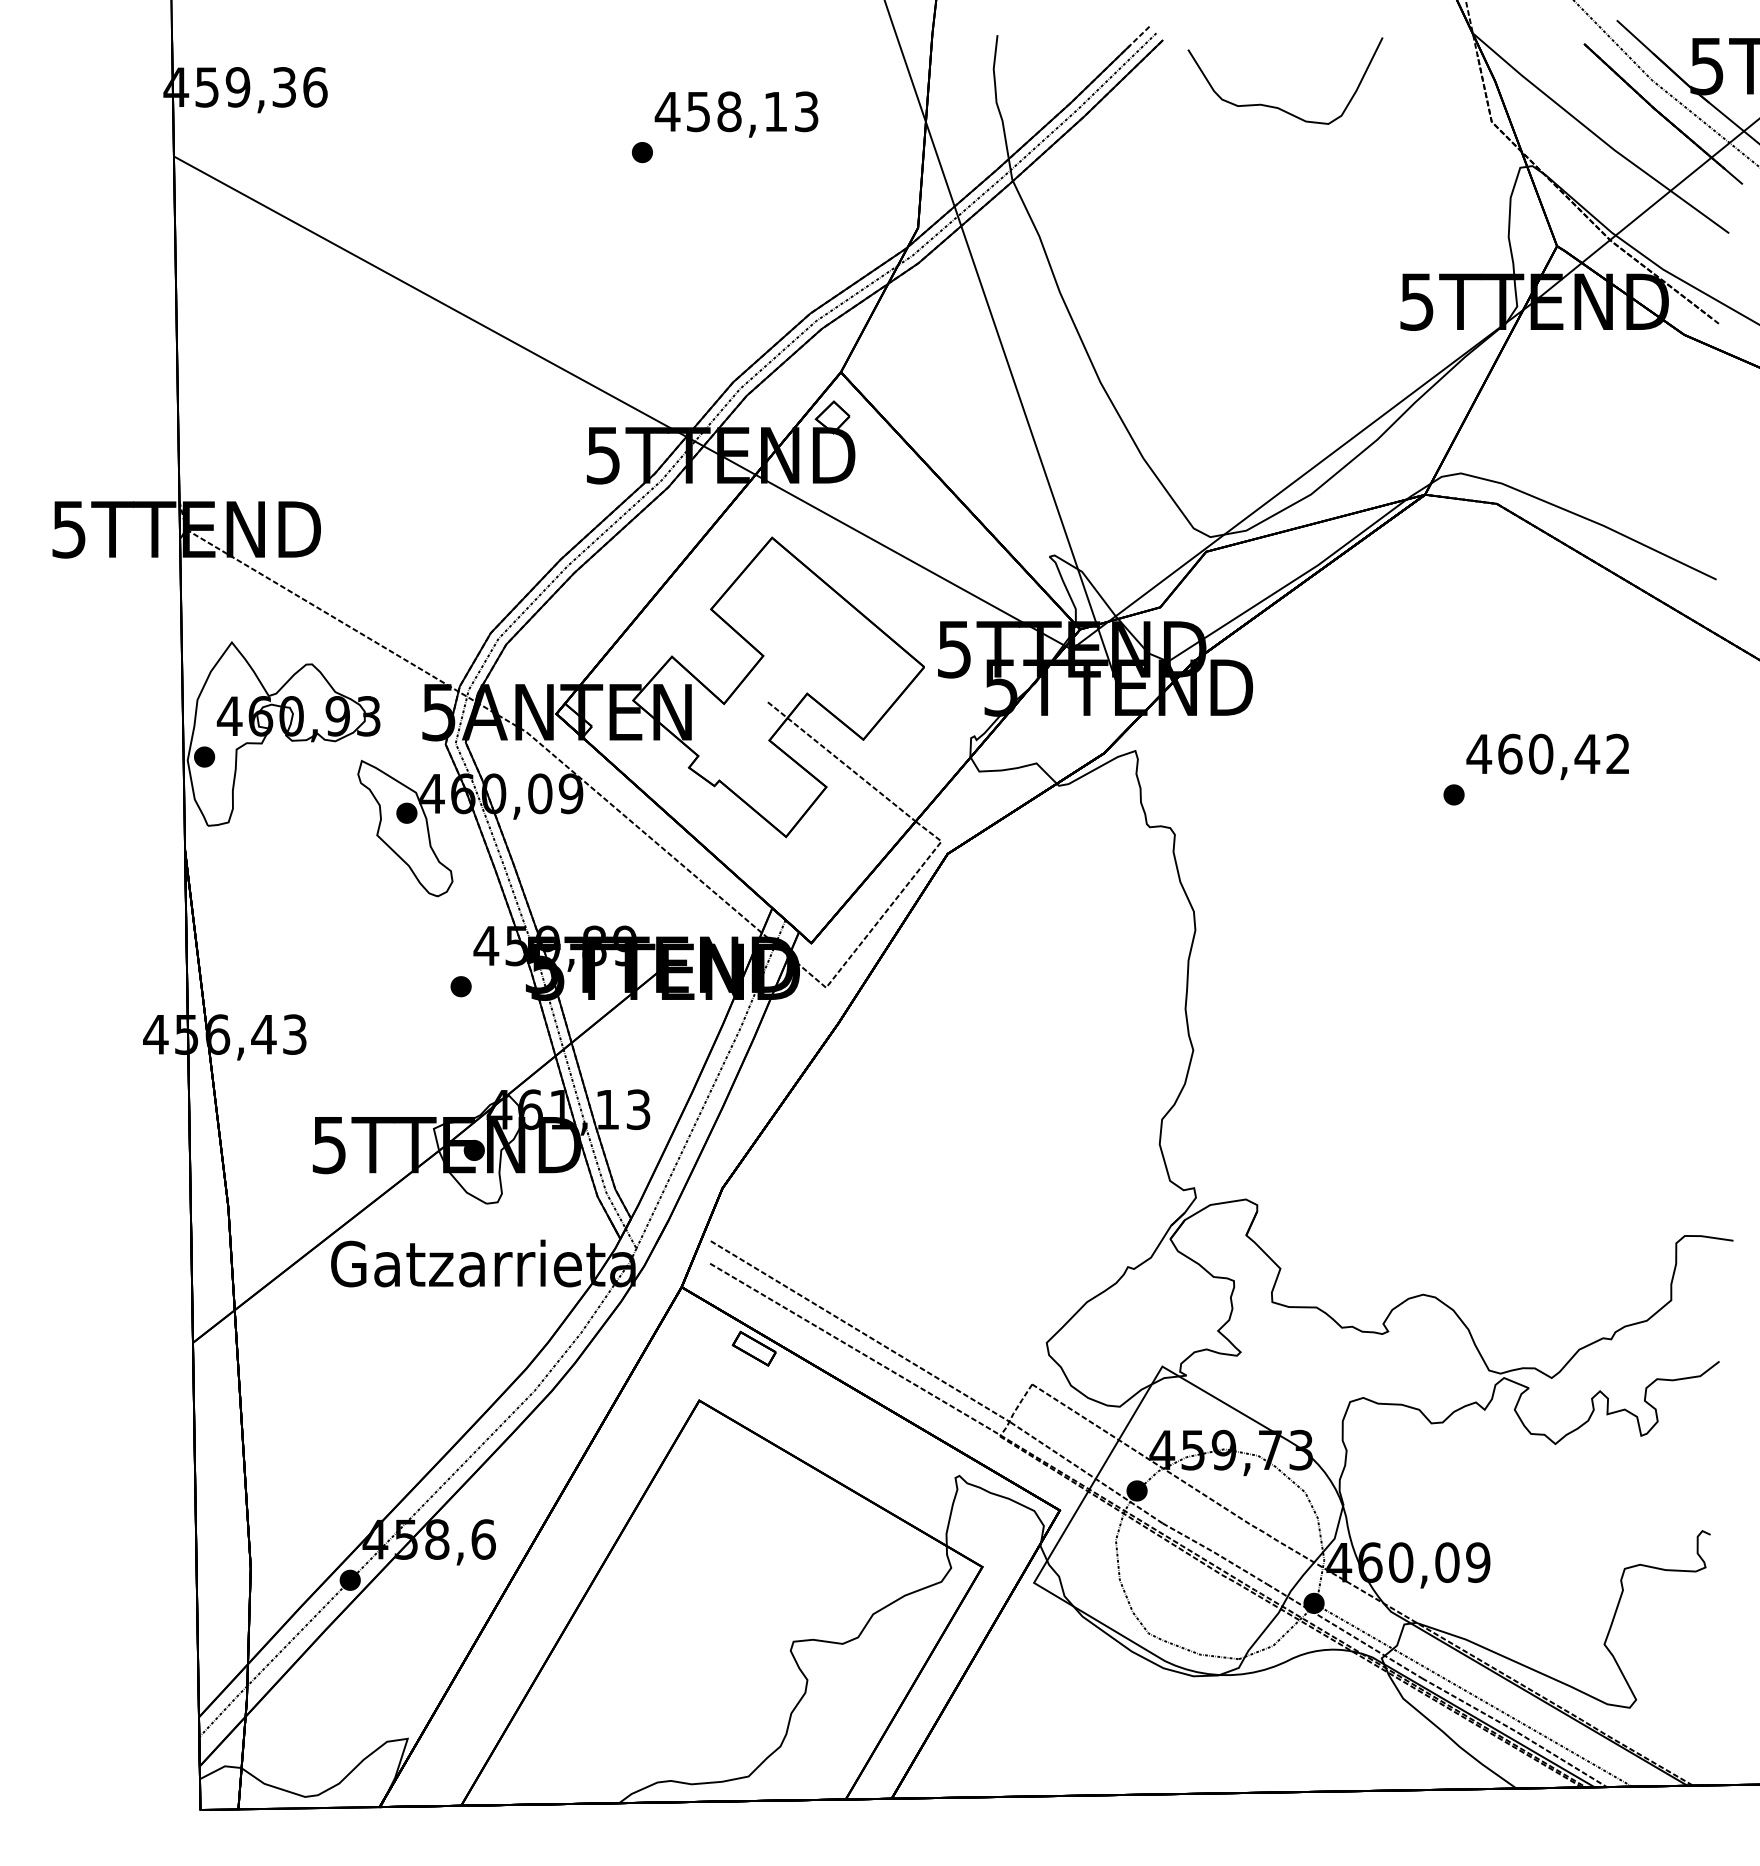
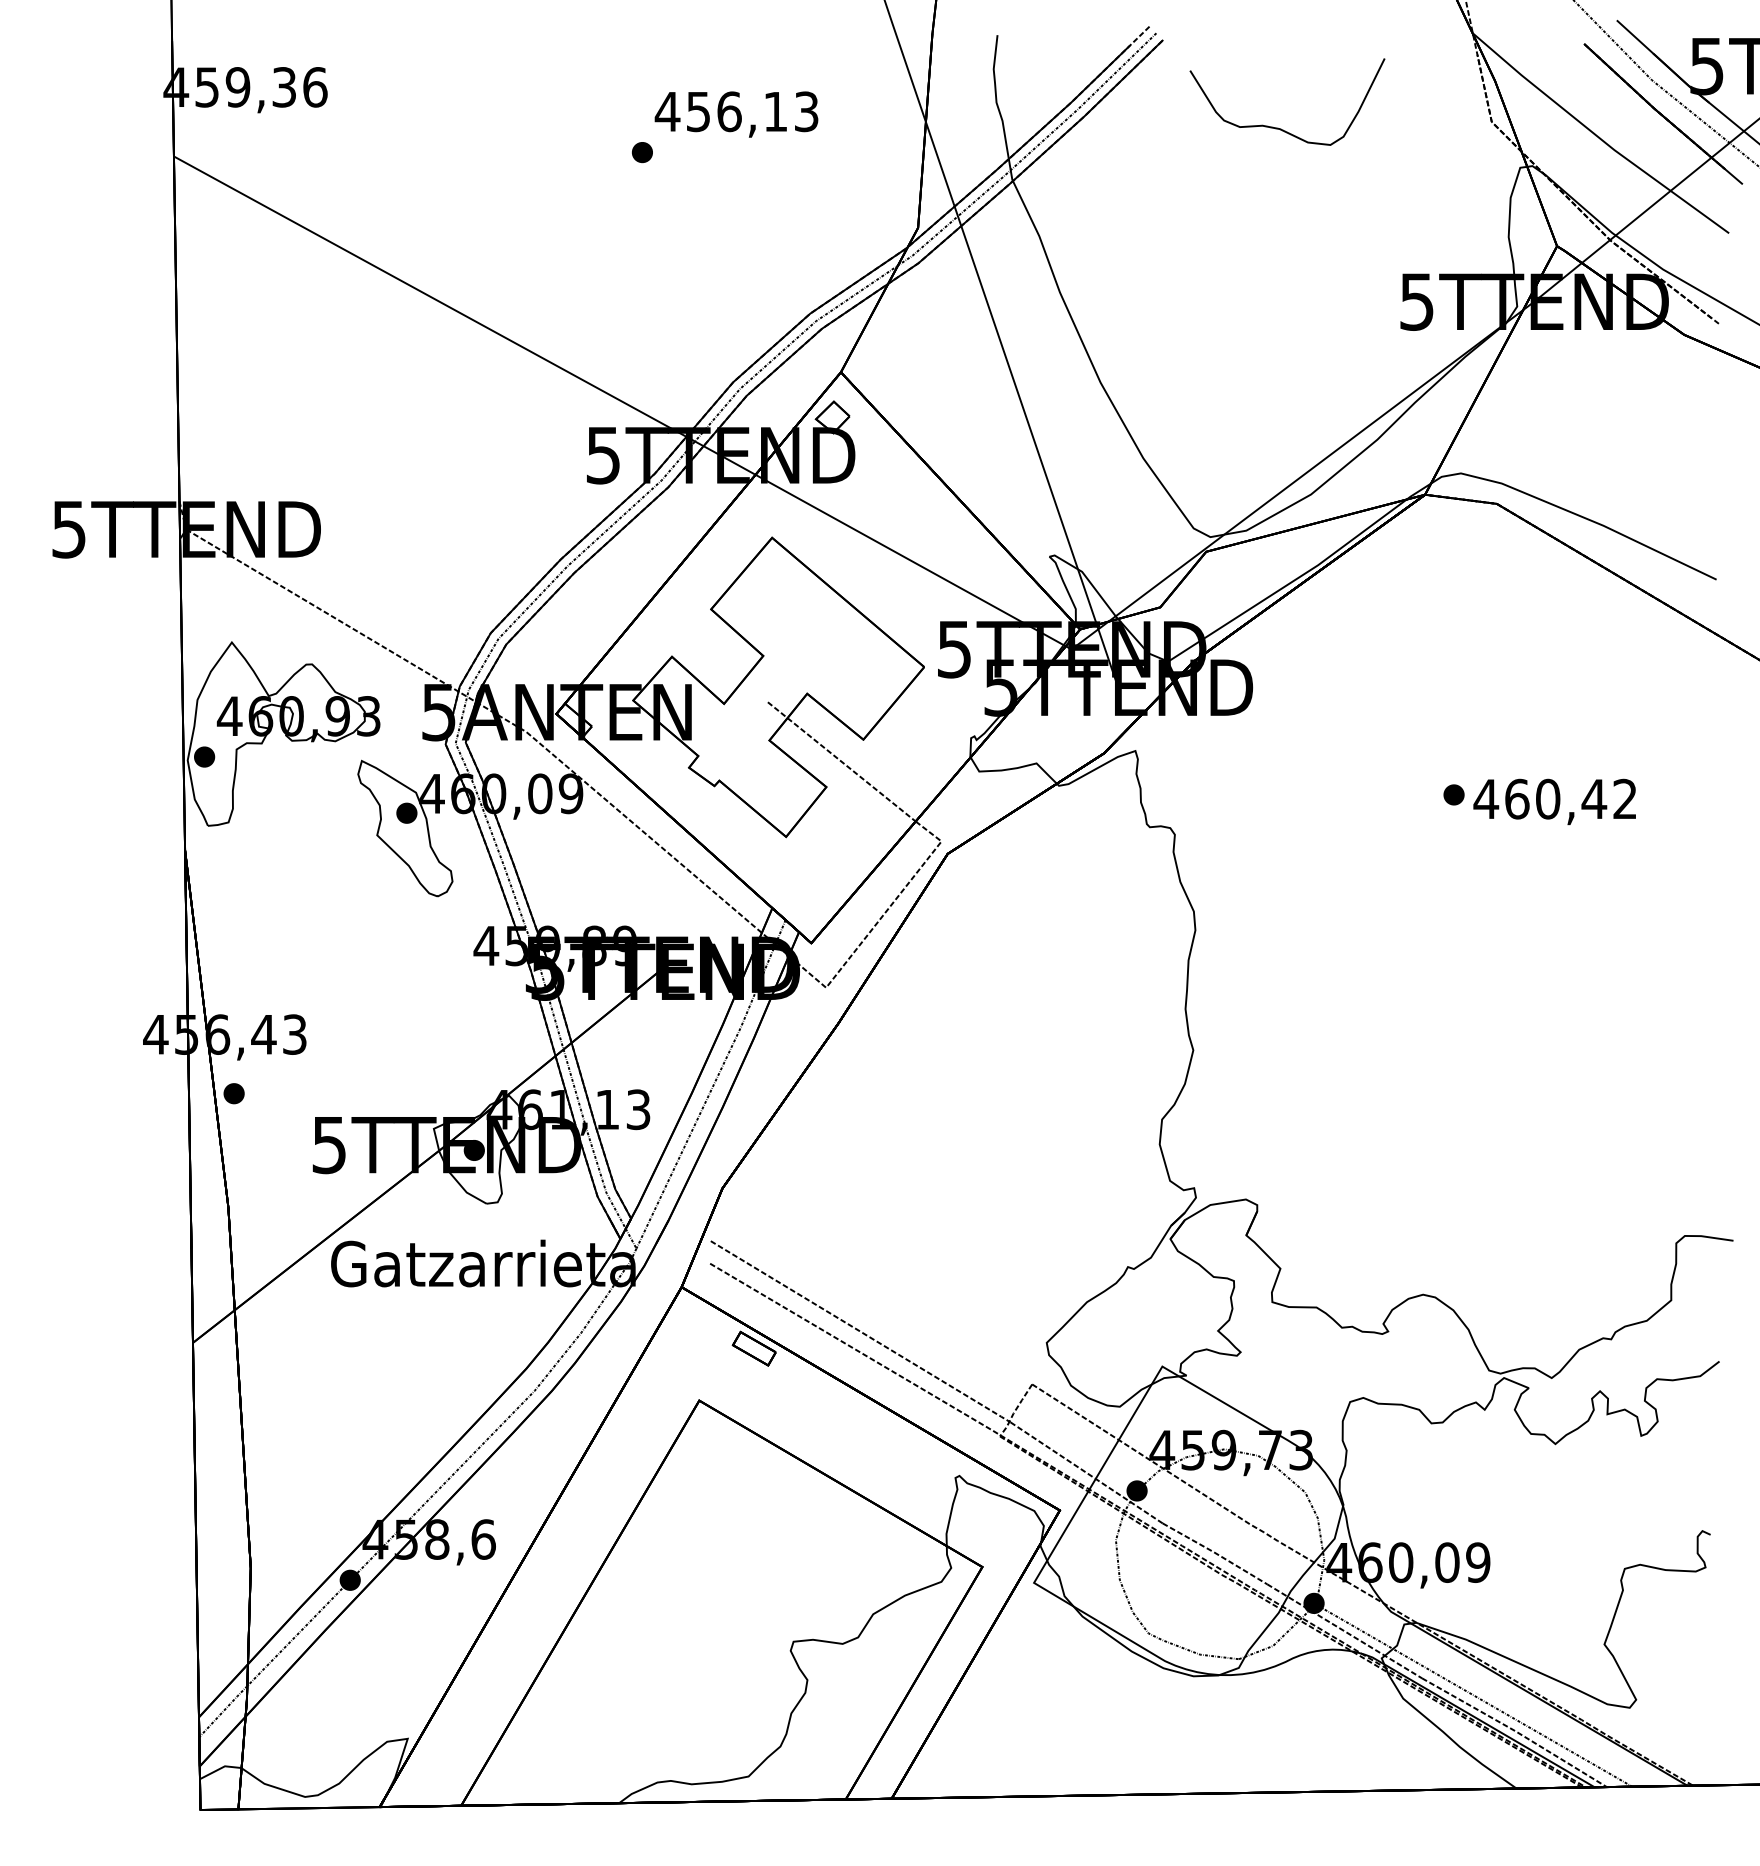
curve position: (1276, 106) -> (1278, 127) (1278, 127)
text: 458,13 -> 456,13 (729, 111)
text position: (1547, 756) -> (1554, 801) (1554, 801)
part position: (460, 986) -> (233, 1093) (233, 1093)
